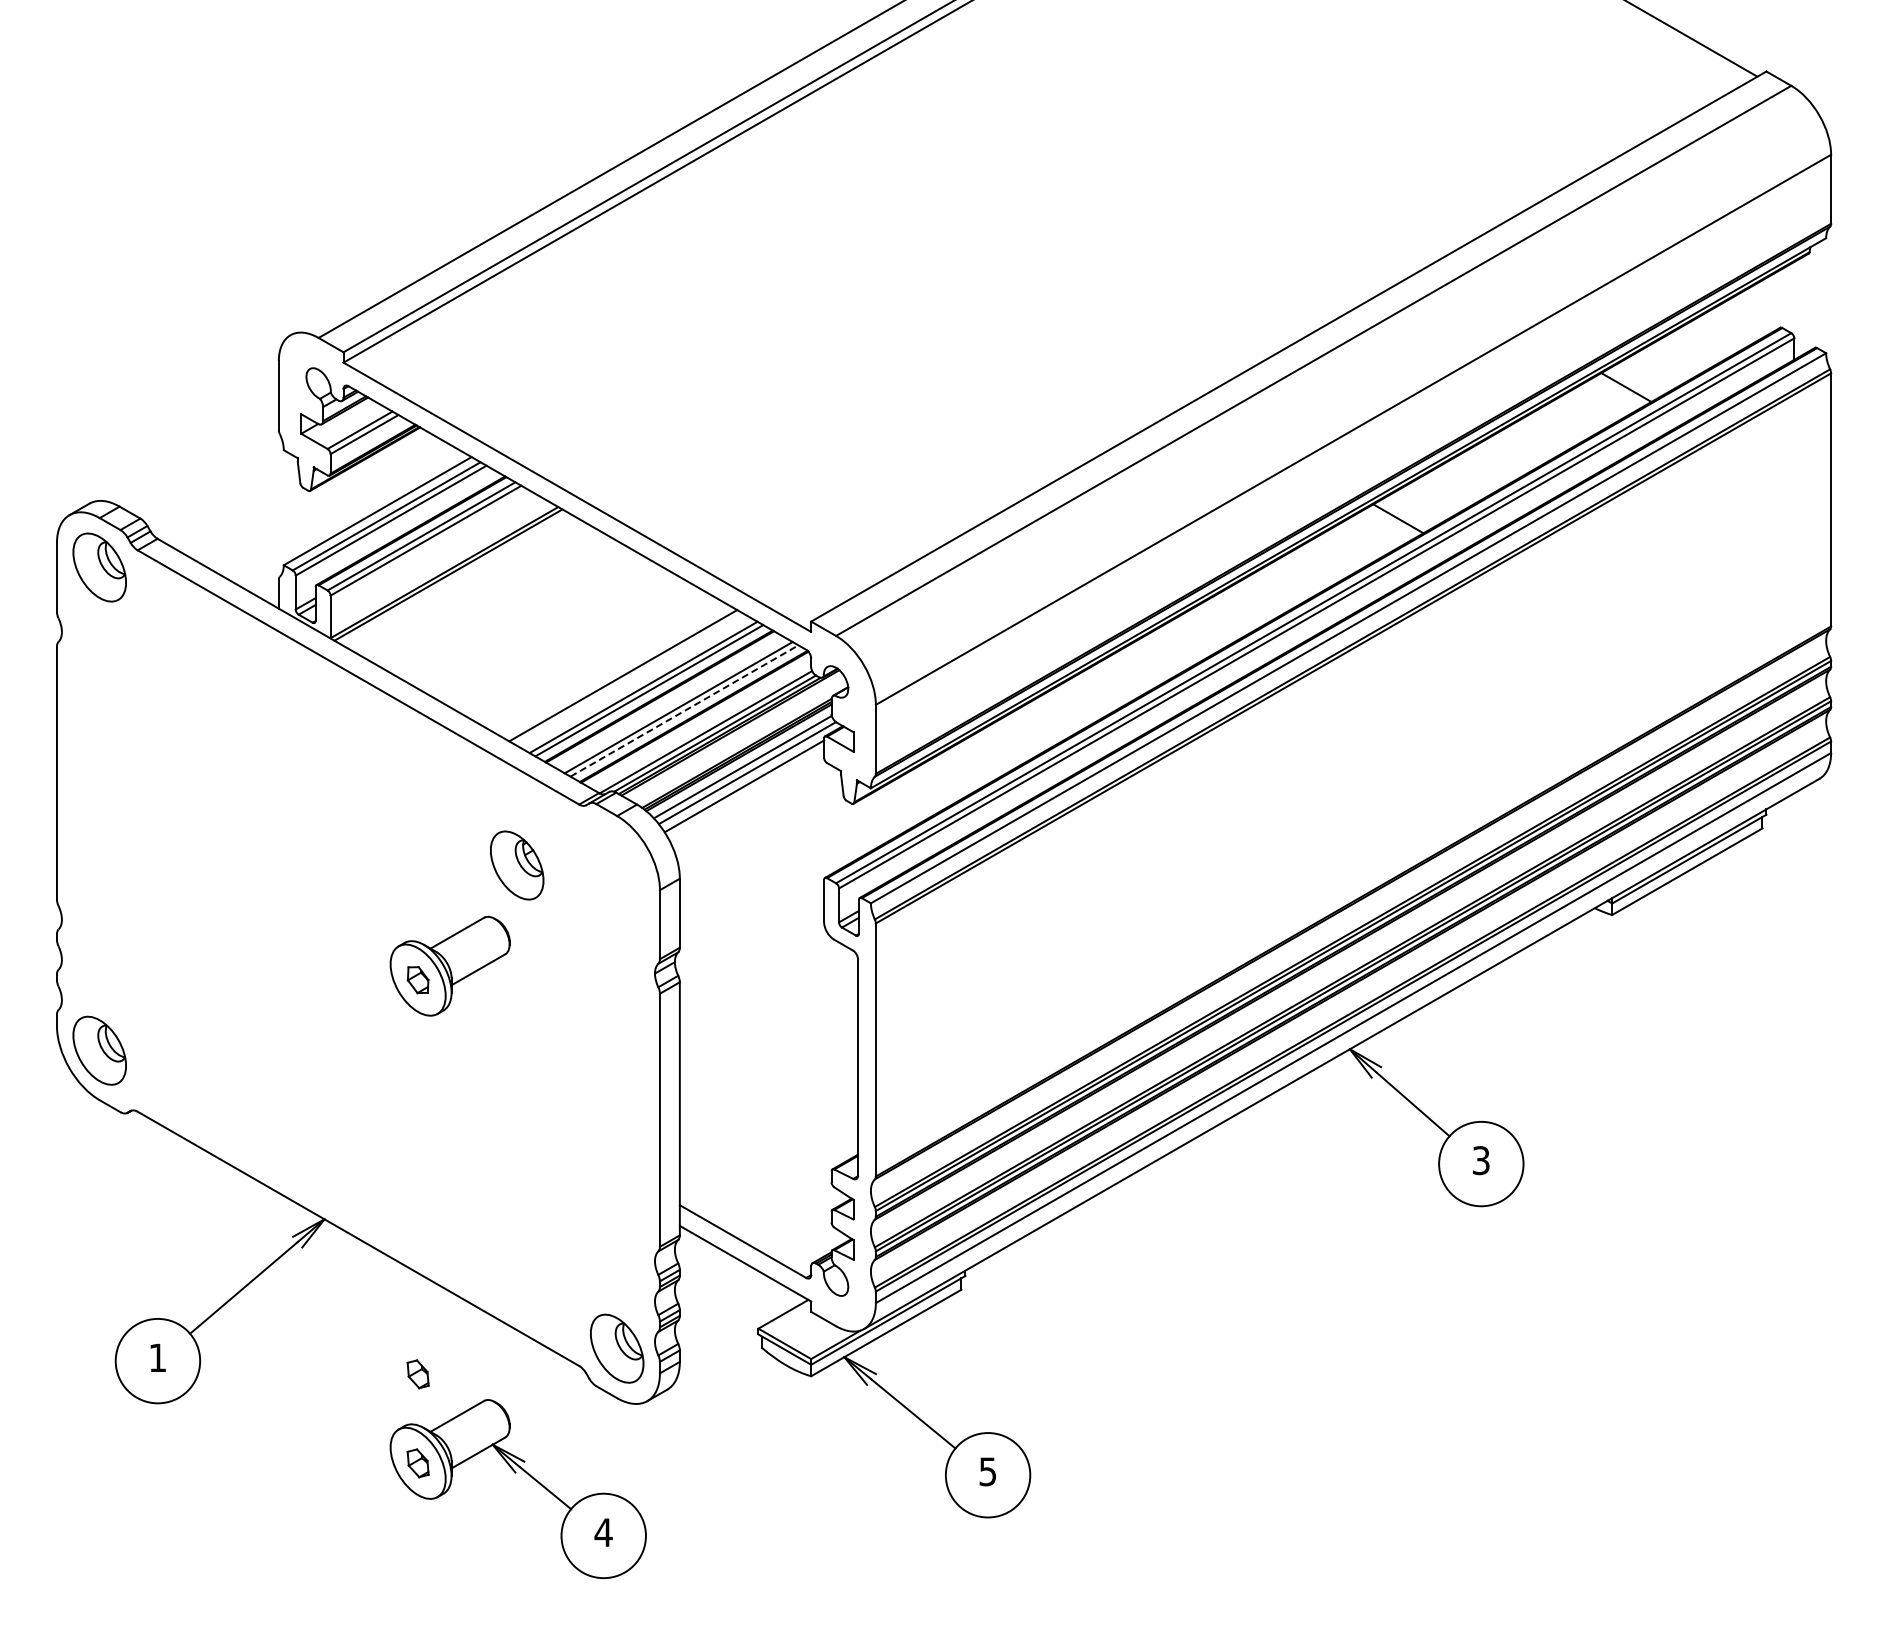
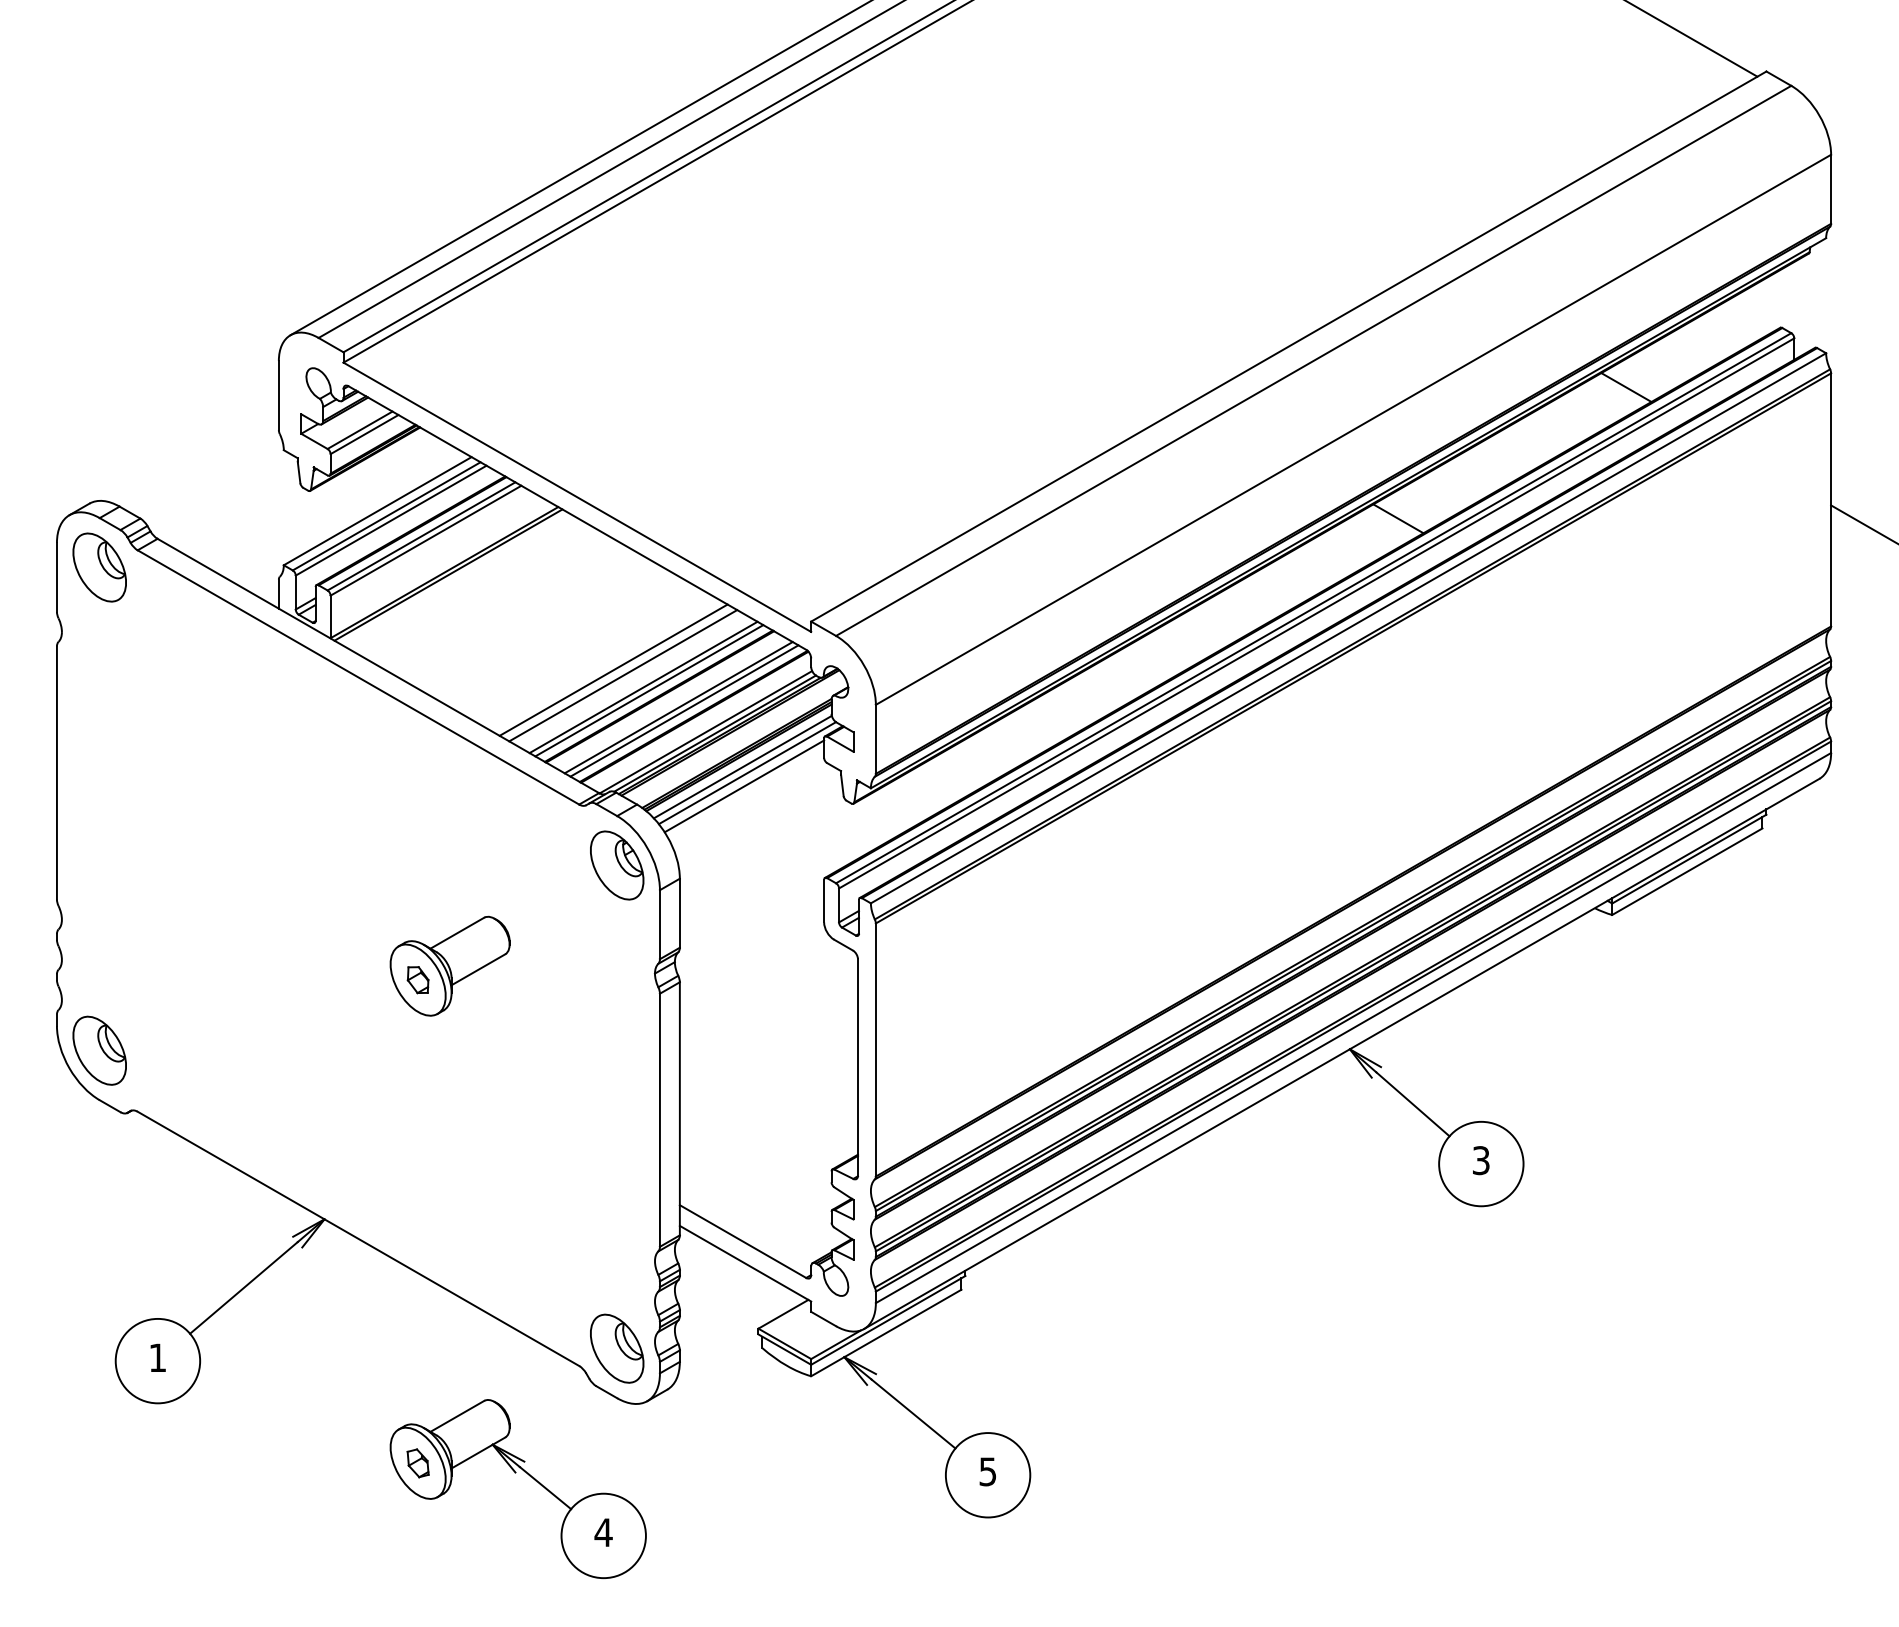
line: none -> present (579, 168)
line: none -> present (1863, 523)
line: none -> present (613, 669)
line: dashed -> solid (684, 710)
part position: (517, 865) -> (617, 865) (617, 865)
part: present -> none (417, 1374)
